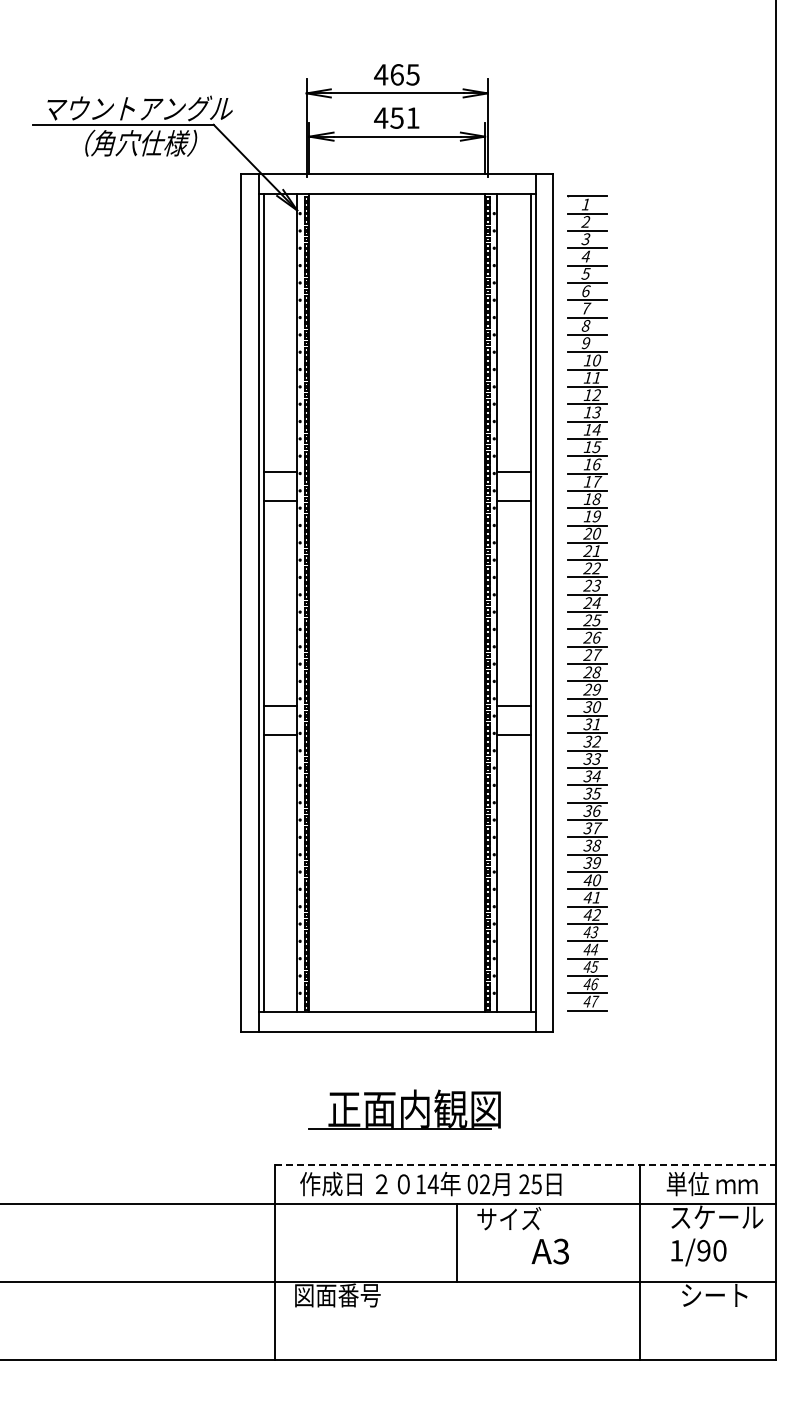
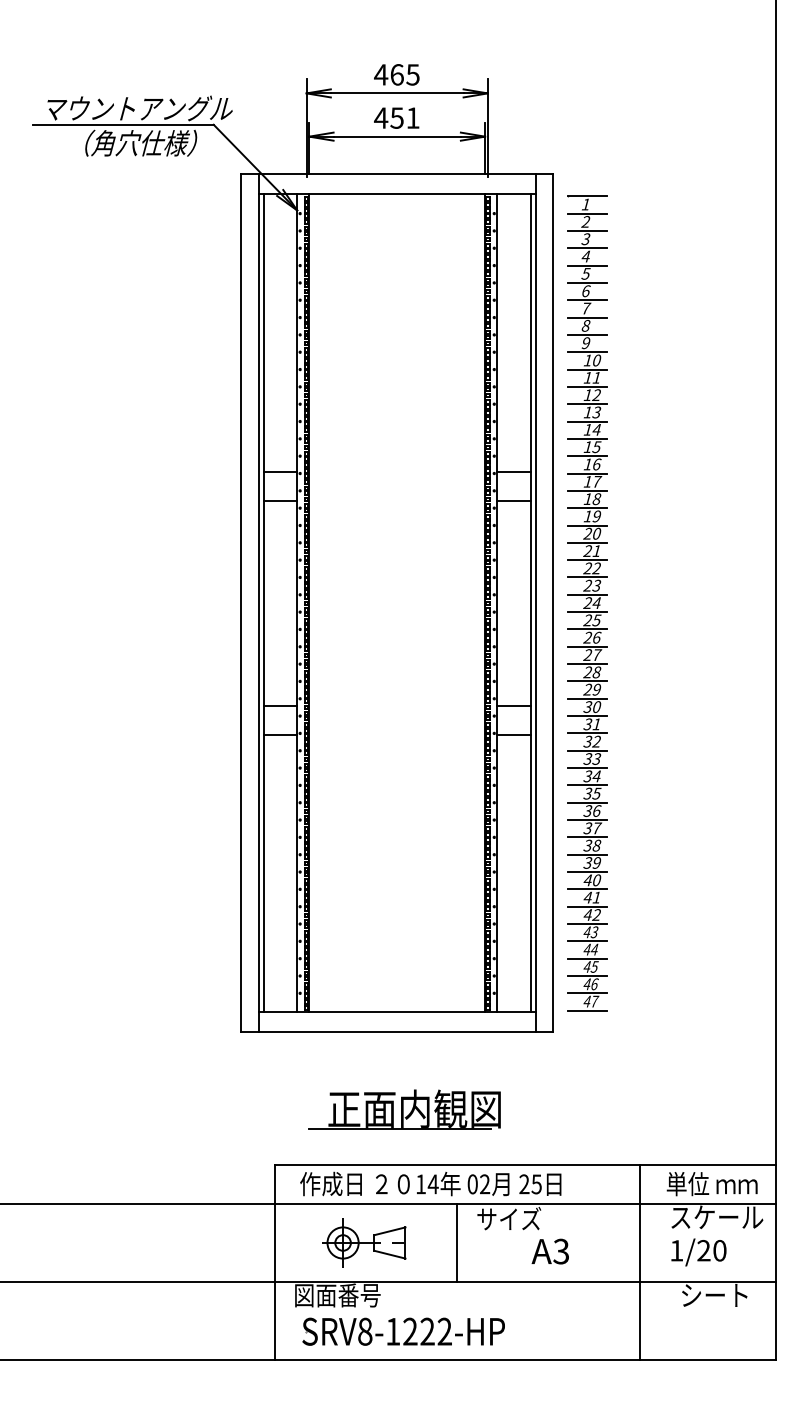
line: dashed -> solid (526, 1165)
part: none -> present (364, 1242)
text: 1/90 -> 1/20 (703, 1250)
part: none -> present (410, 1334)
